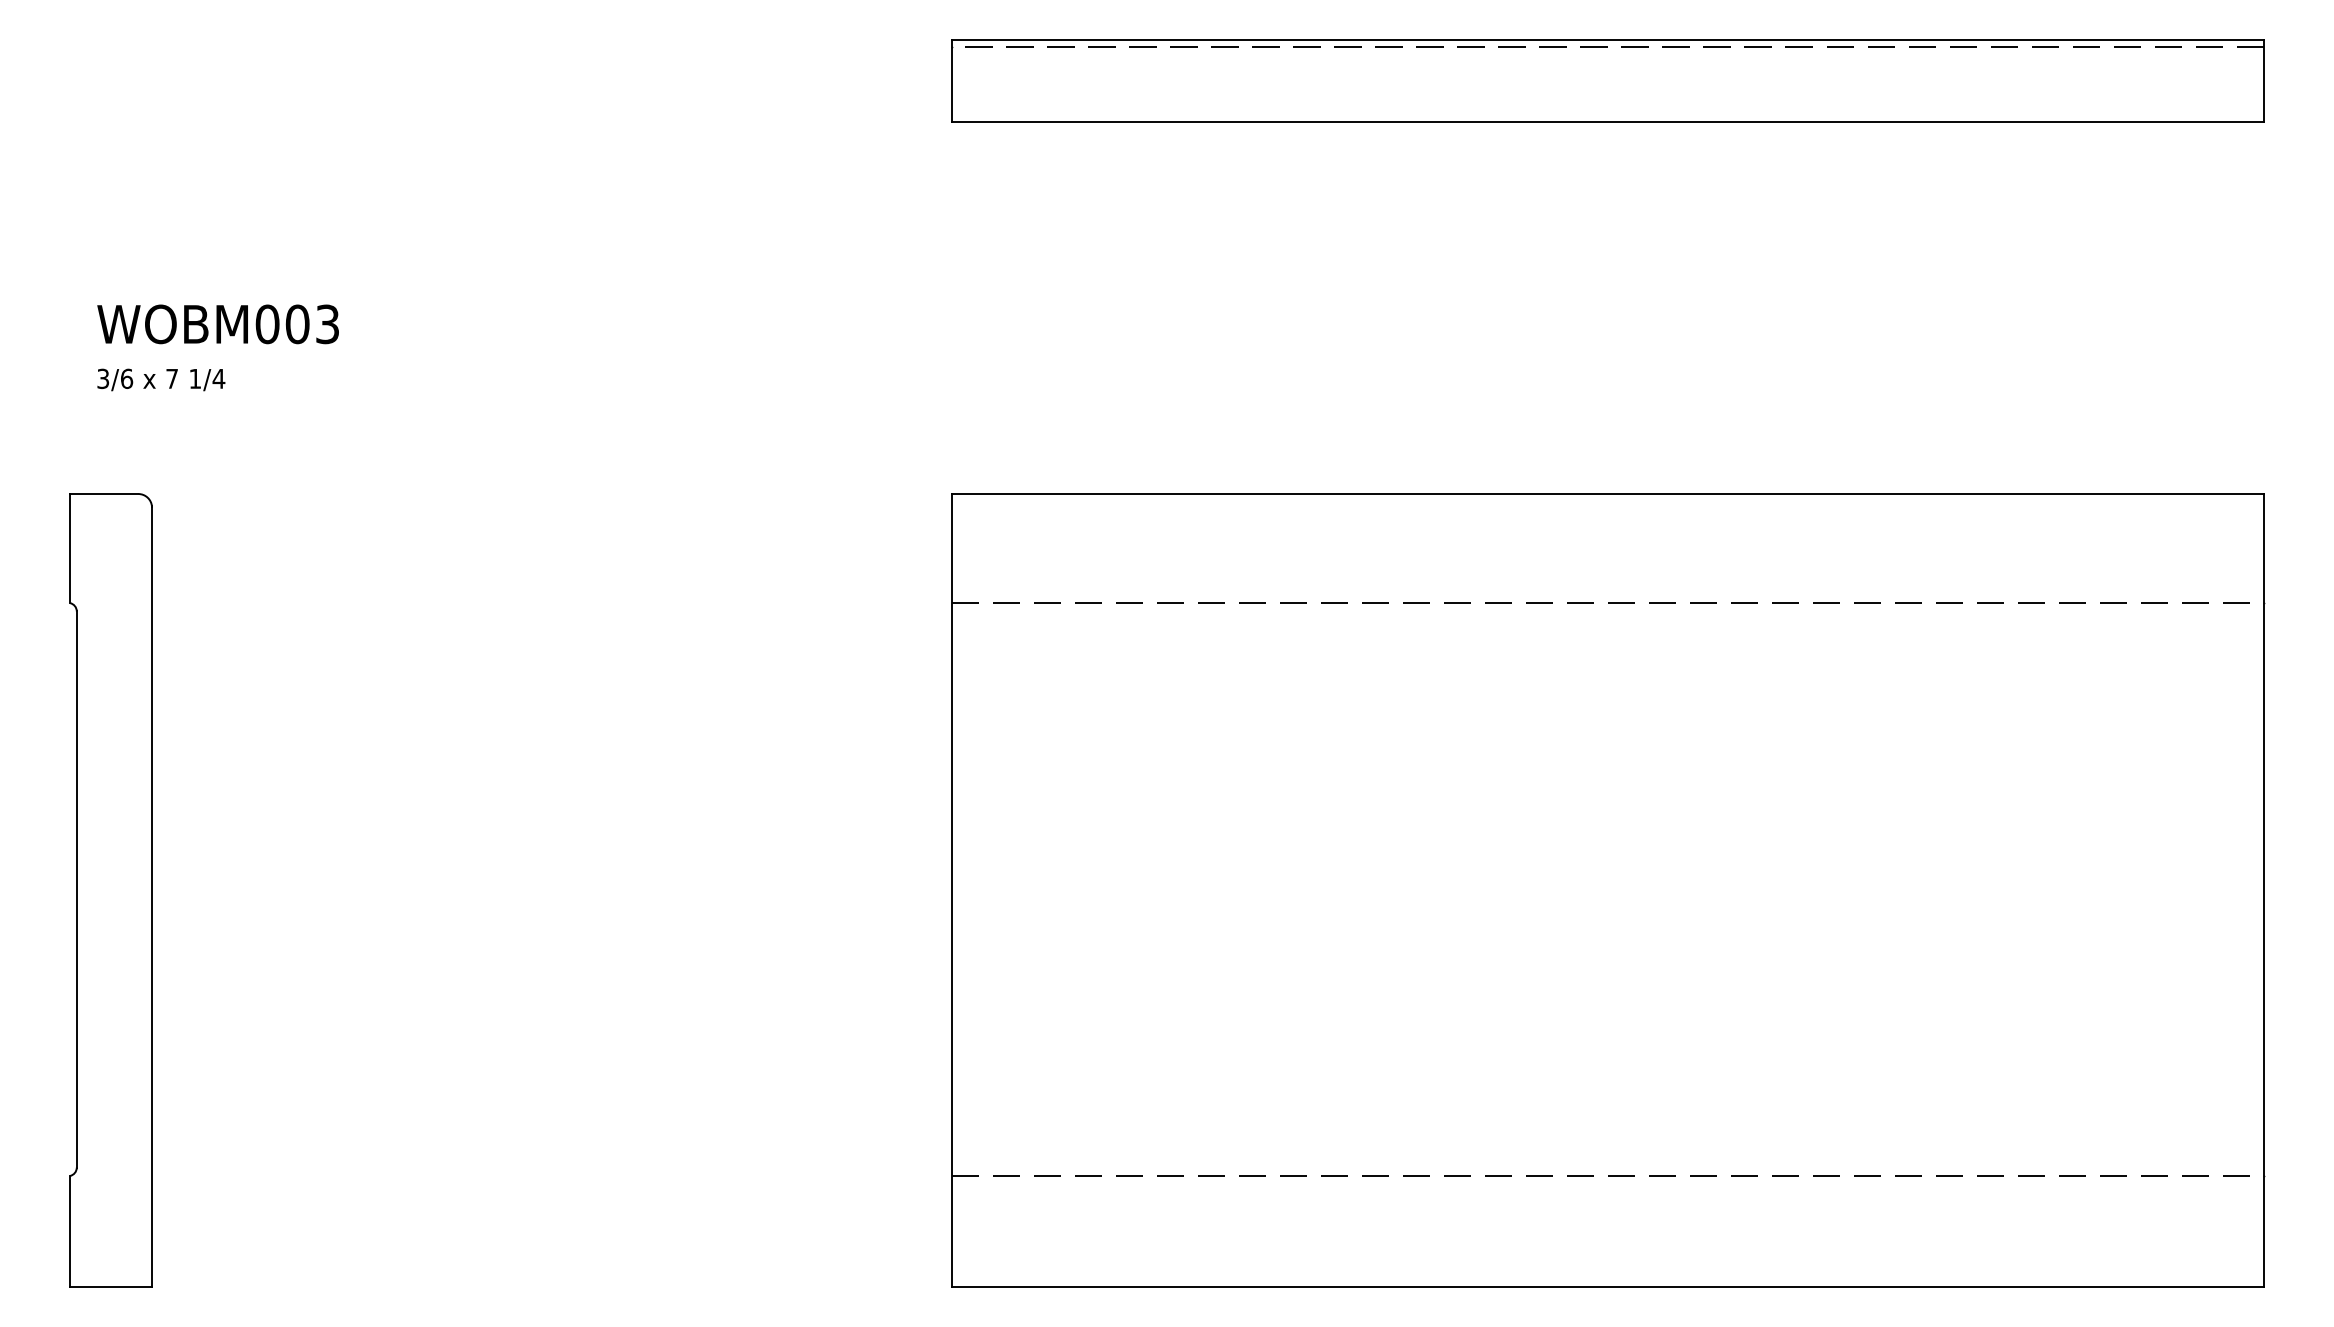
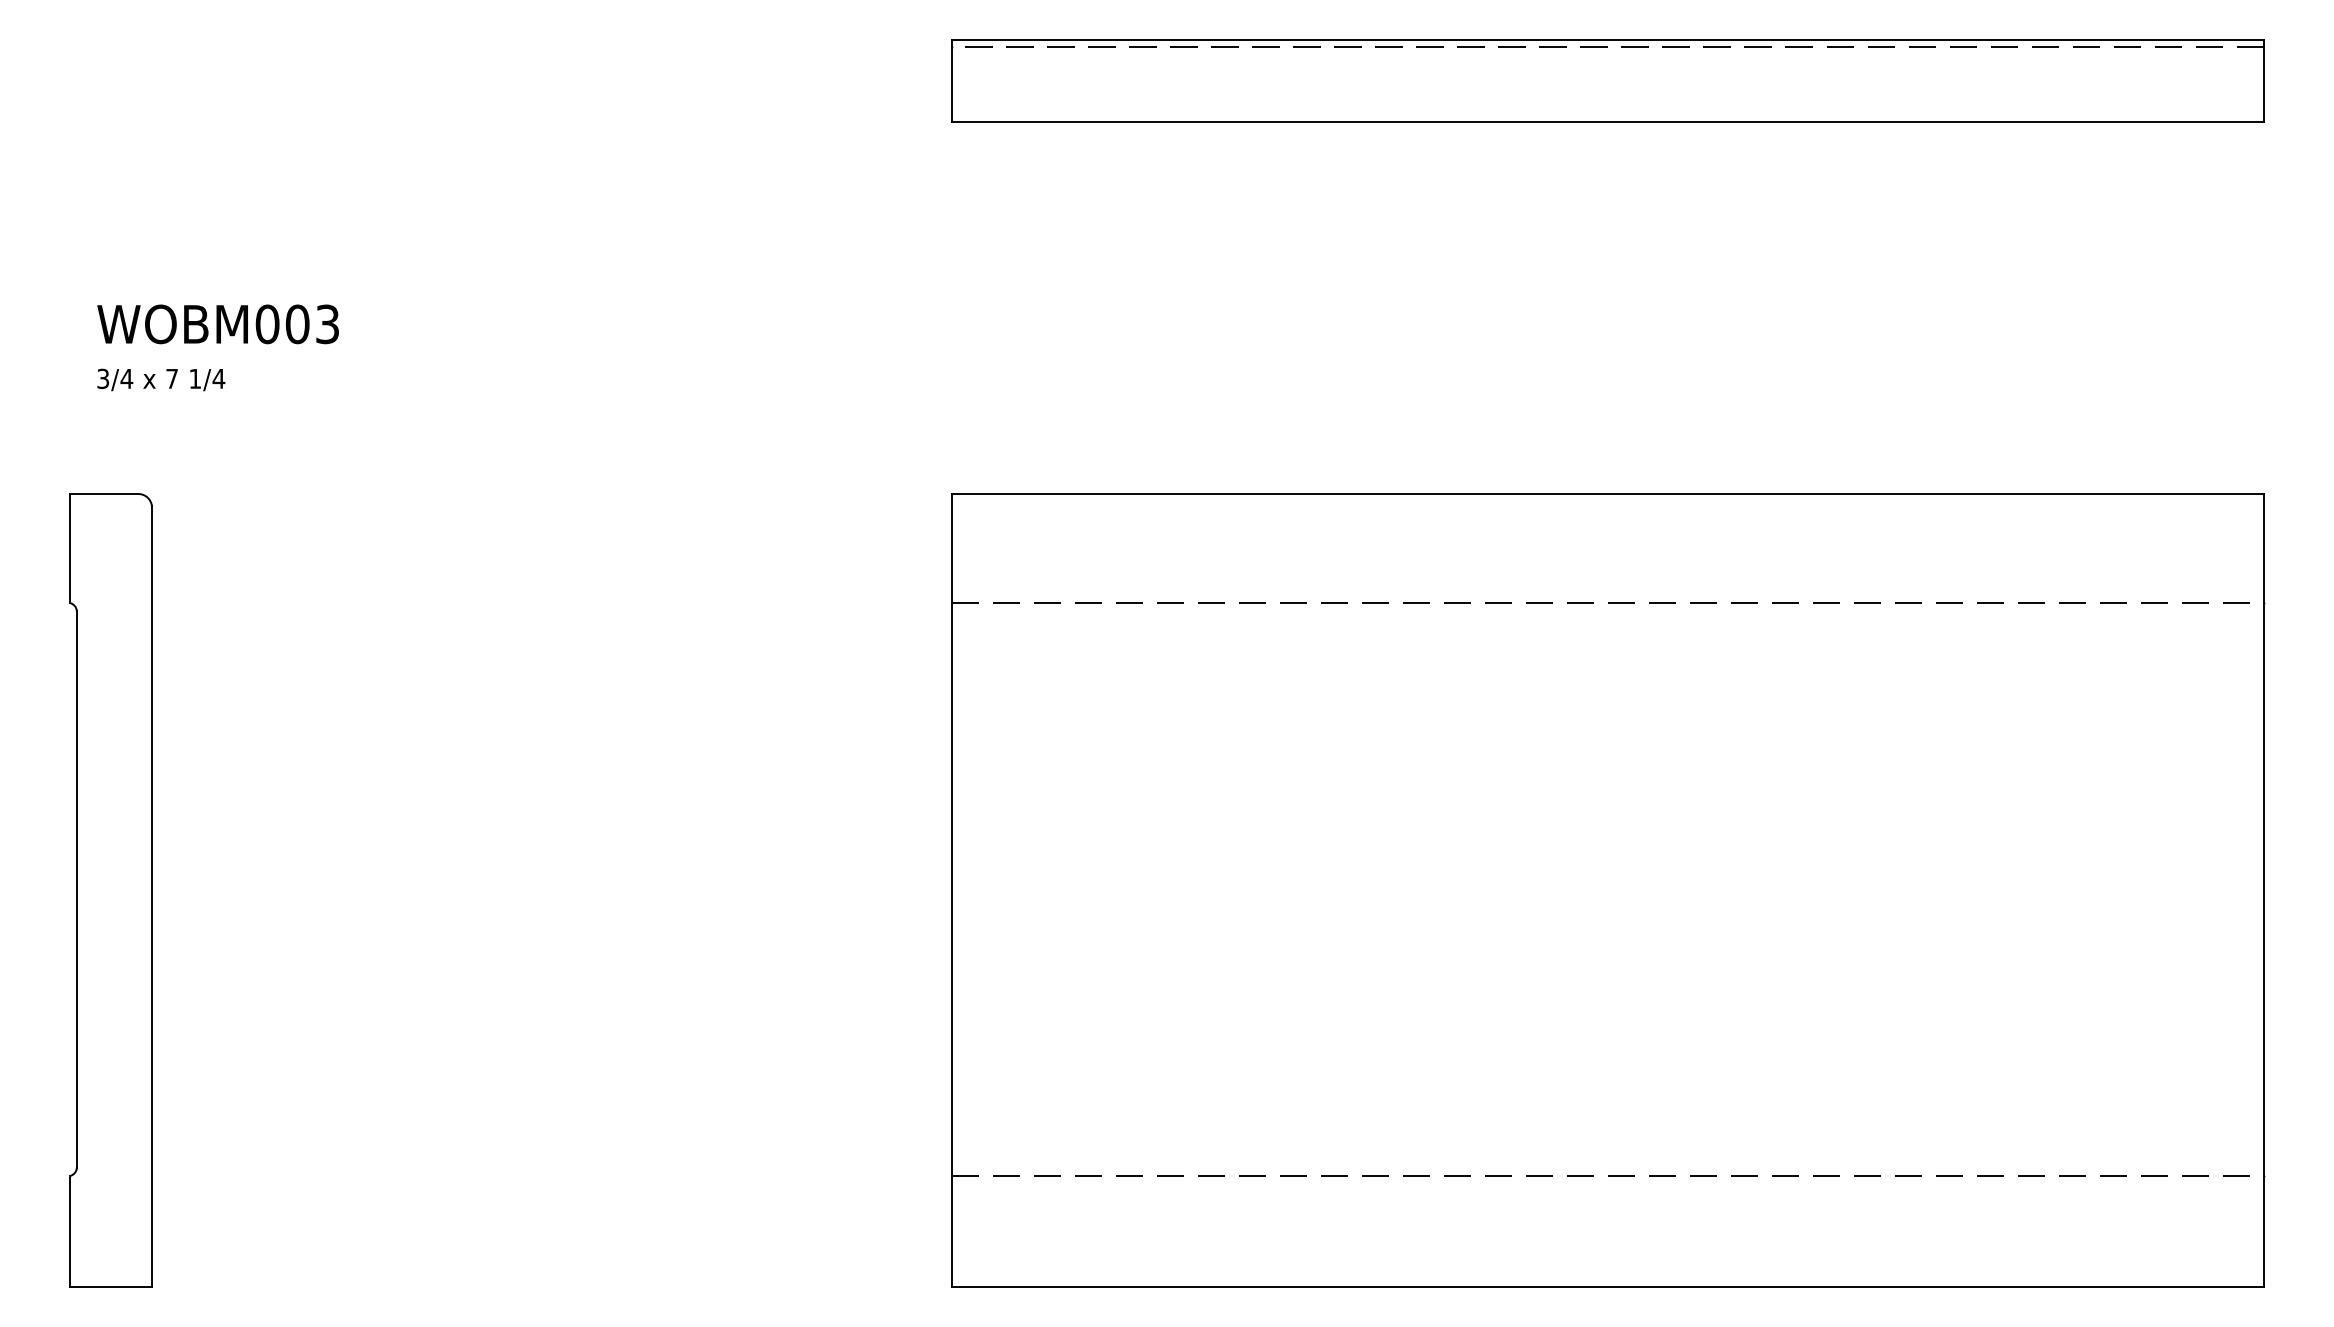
text: 3/6 -> 3/4 (126, 378)
